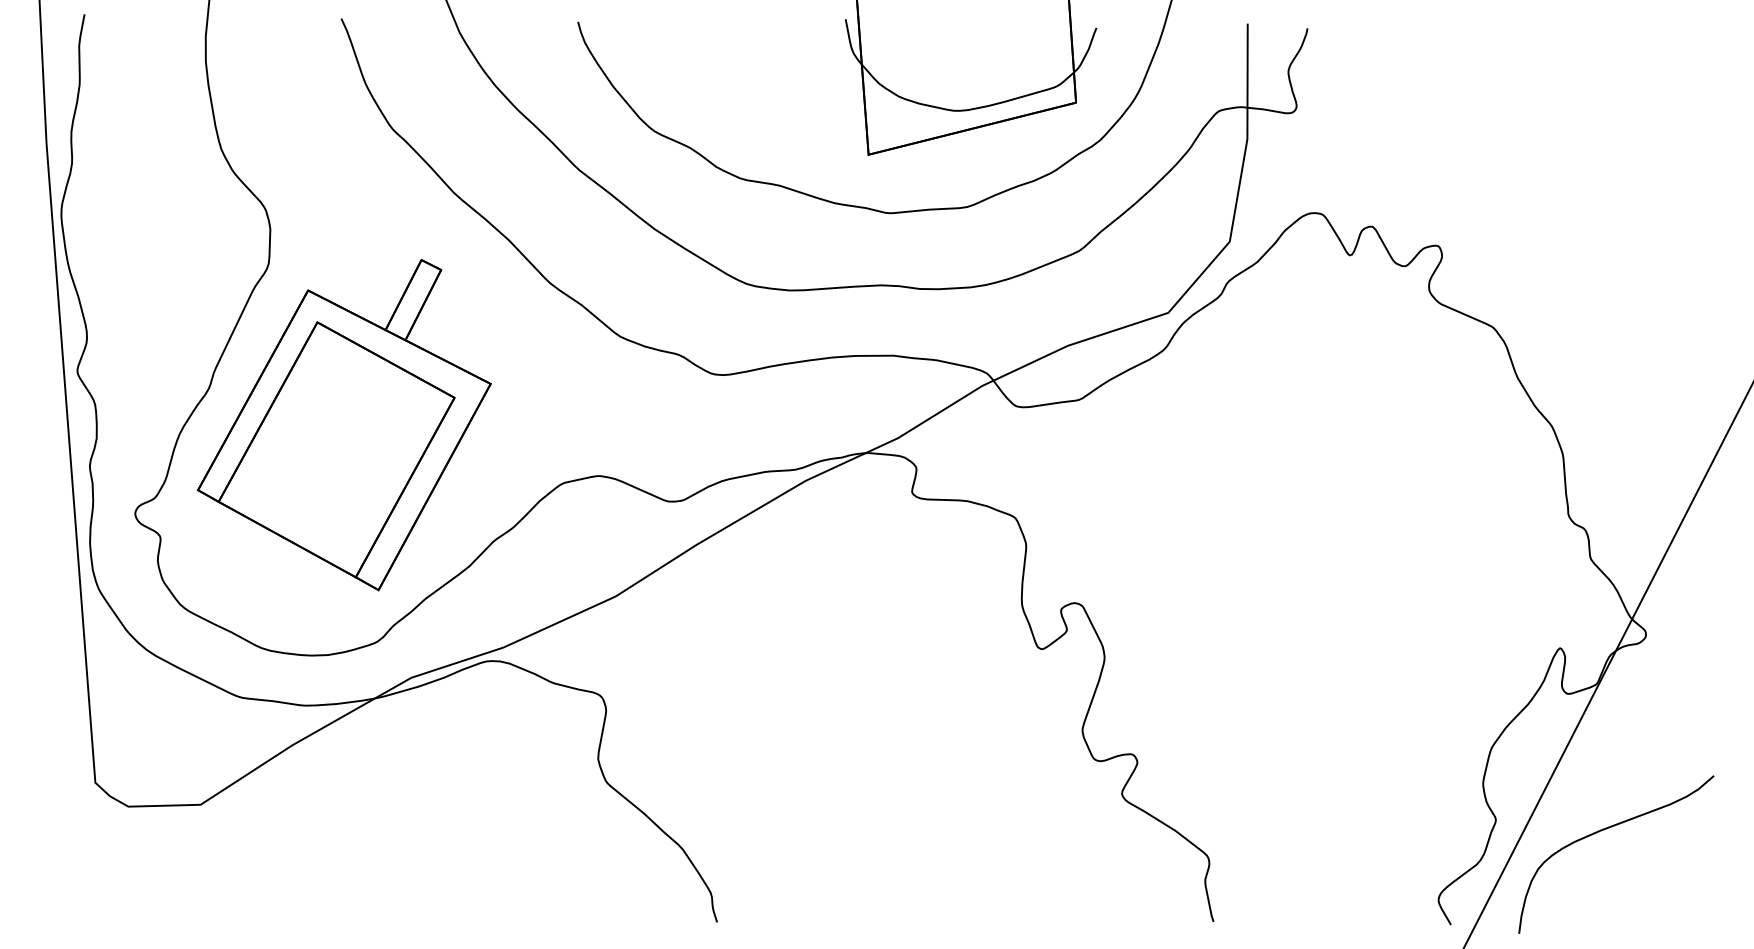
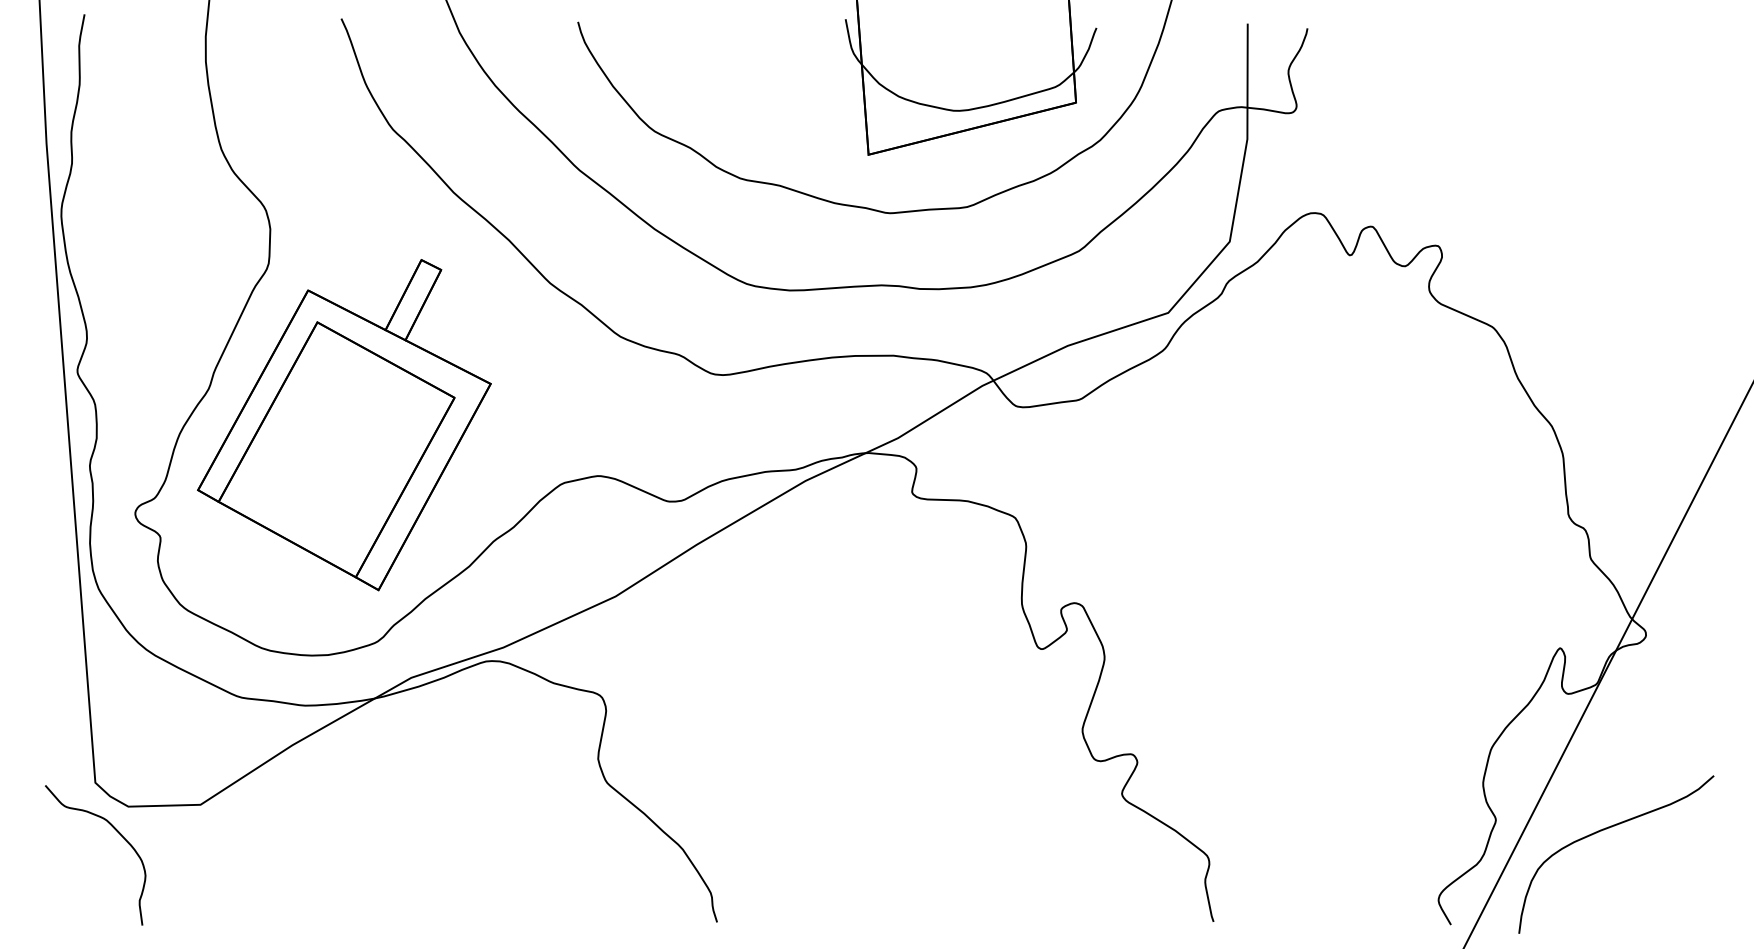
curve: none -> present (117, 832)
